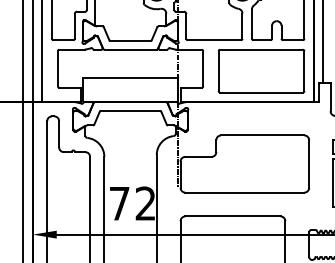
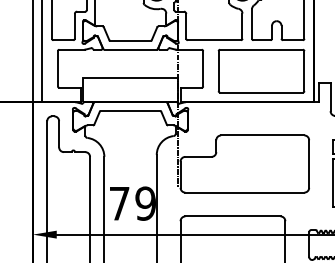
line: present -> none (323, 42)
line: present -> none (23, 130)
text: 72 -> 79 (145, 203)
